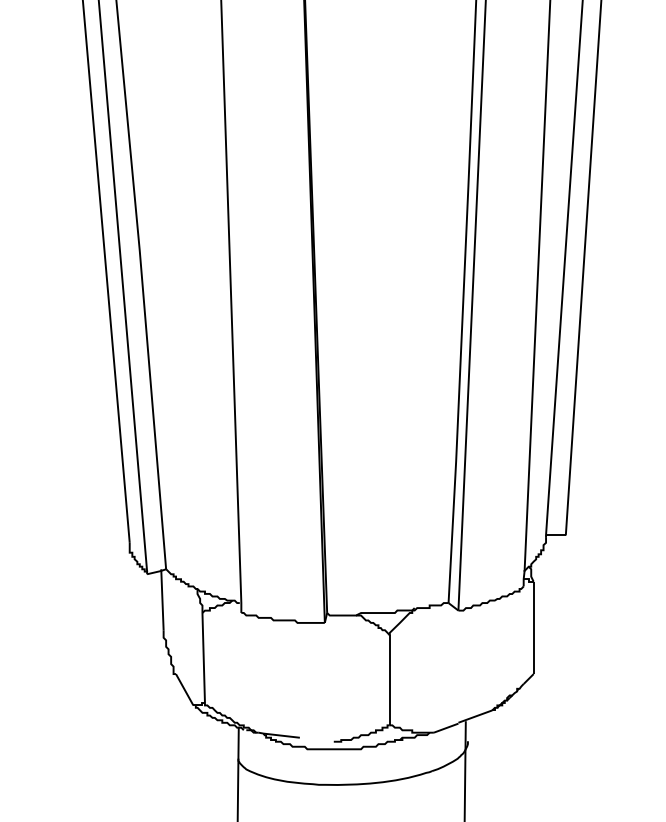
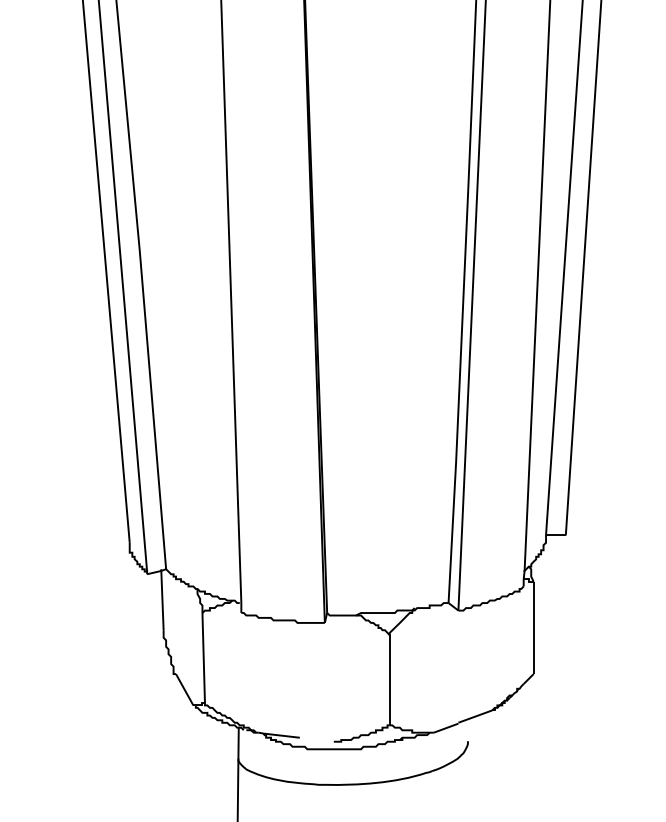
line: present -> none (464, 770)
